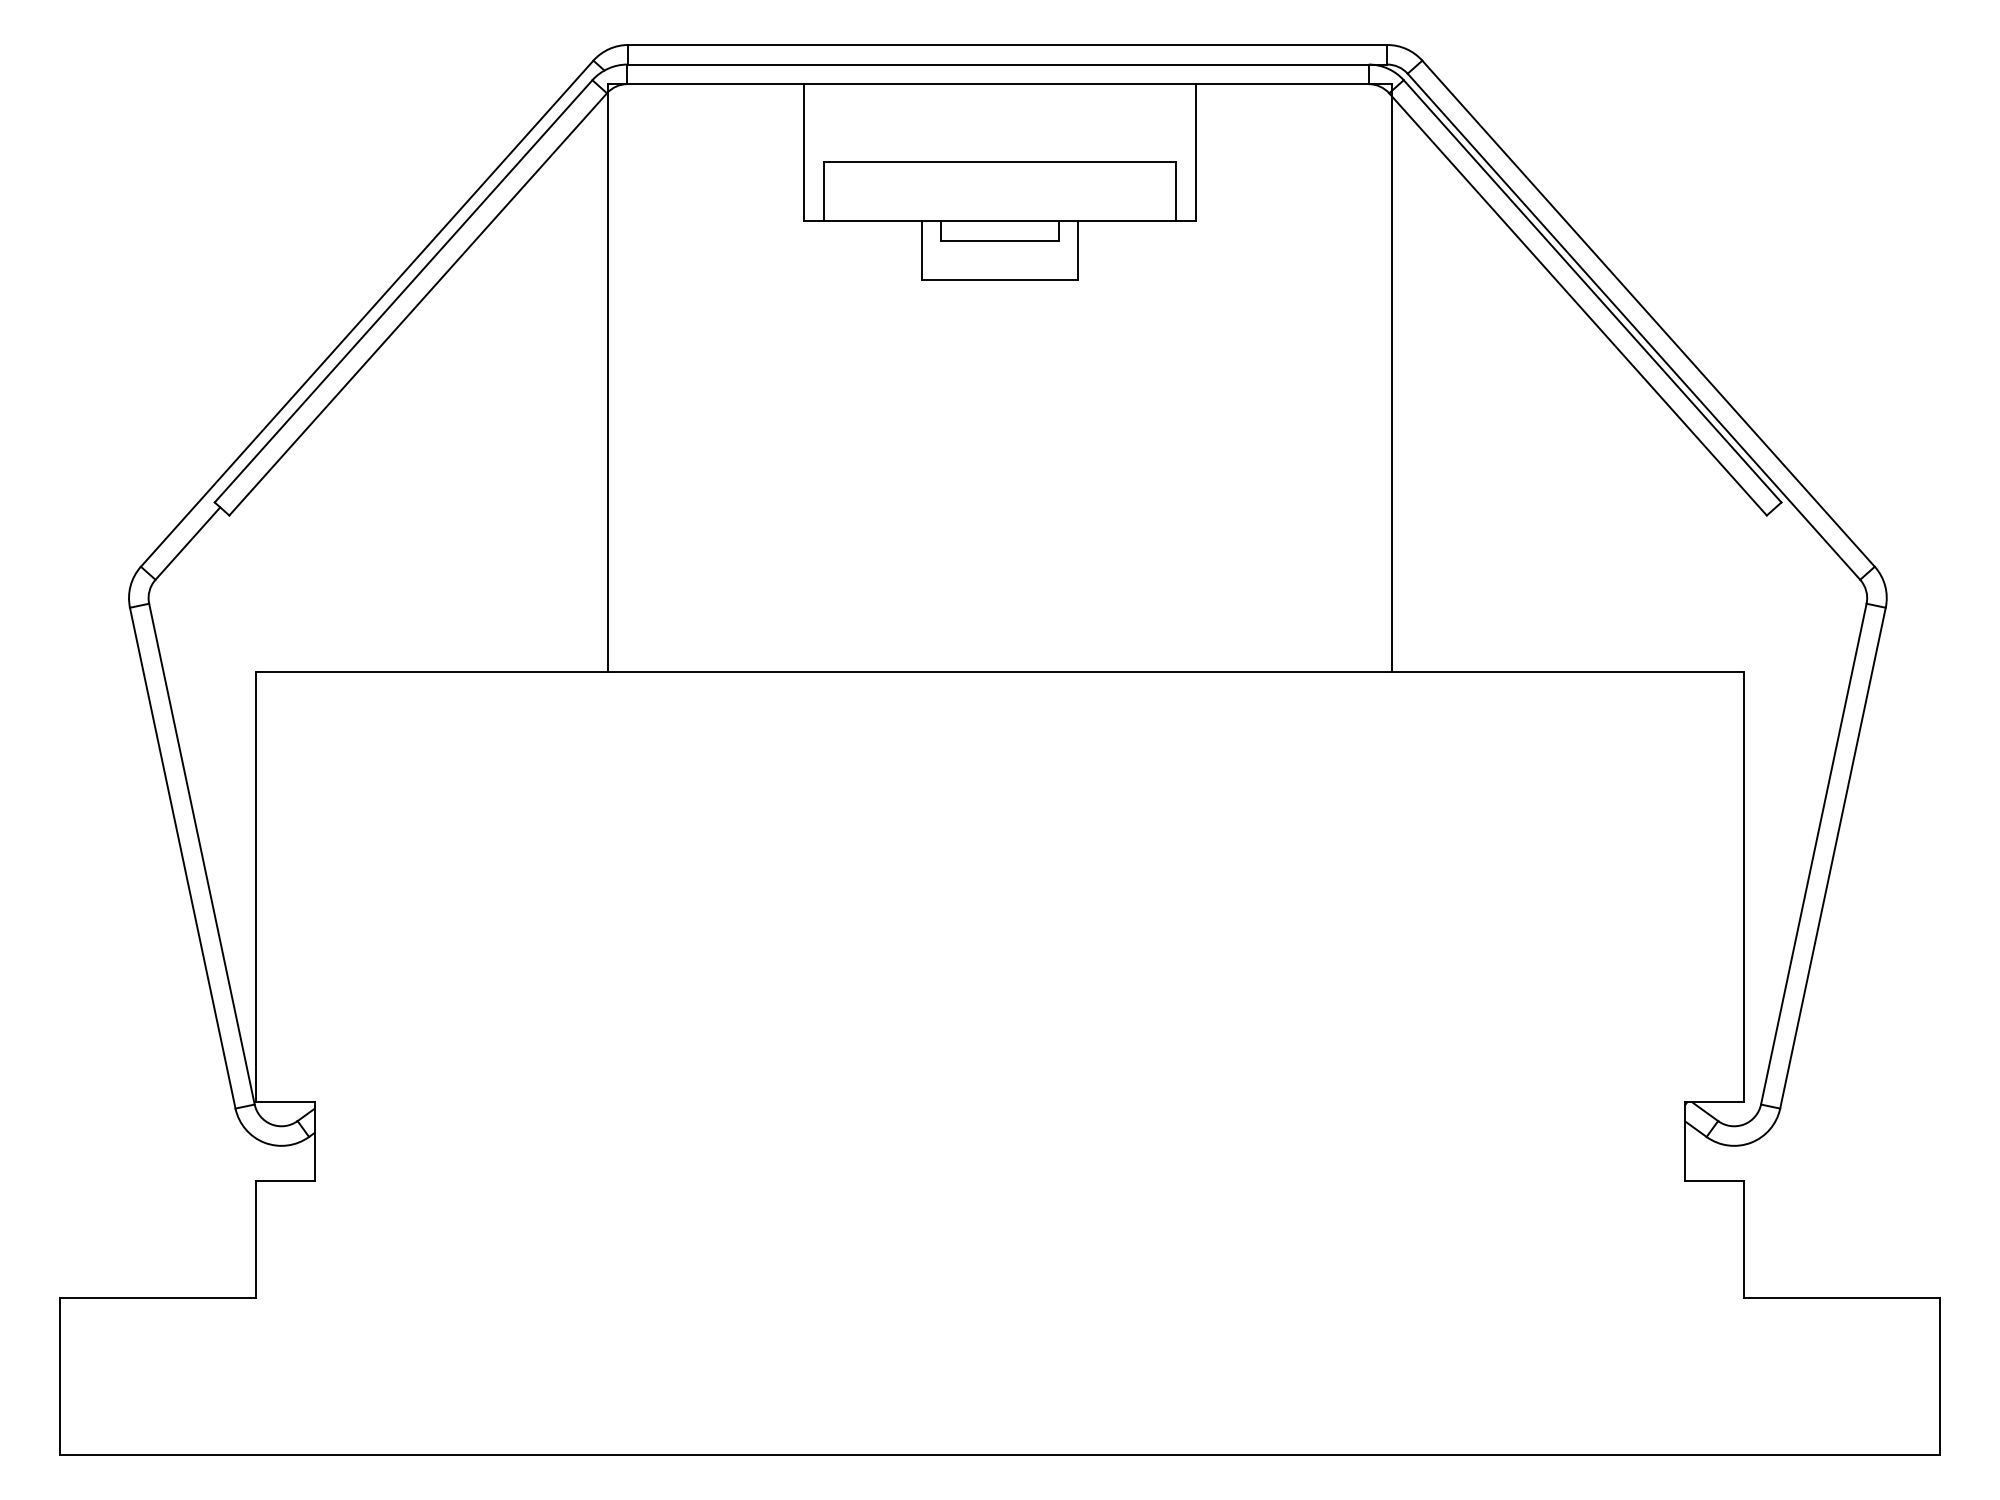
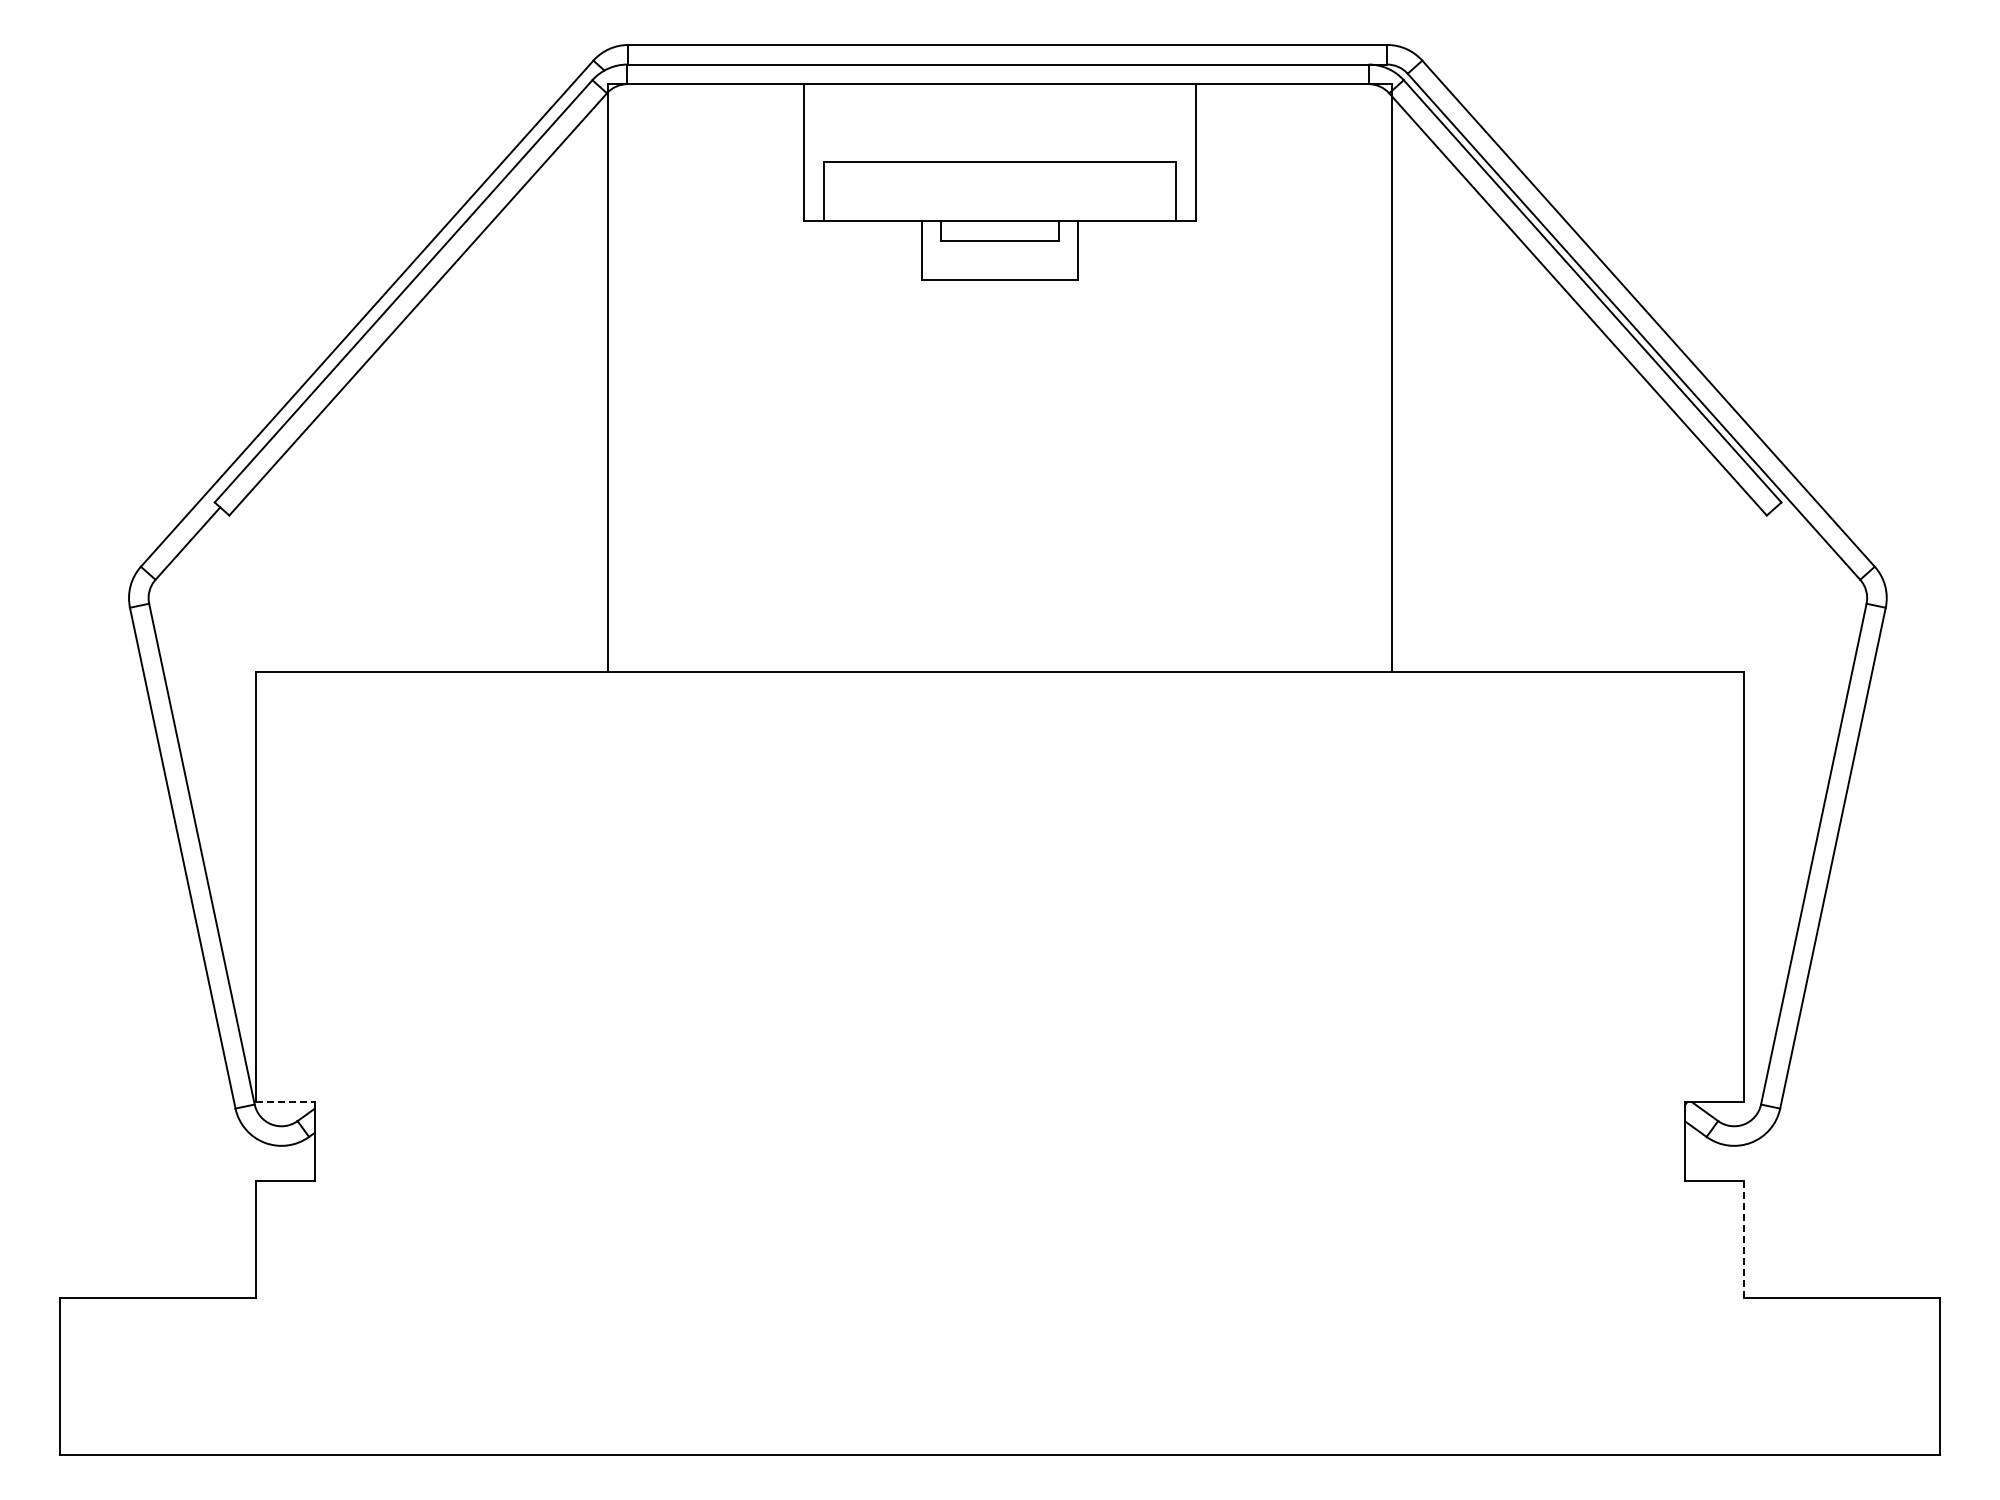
line: solid -> dashed (285, 1102)
line: solid -> dashed (1744, 1239)
